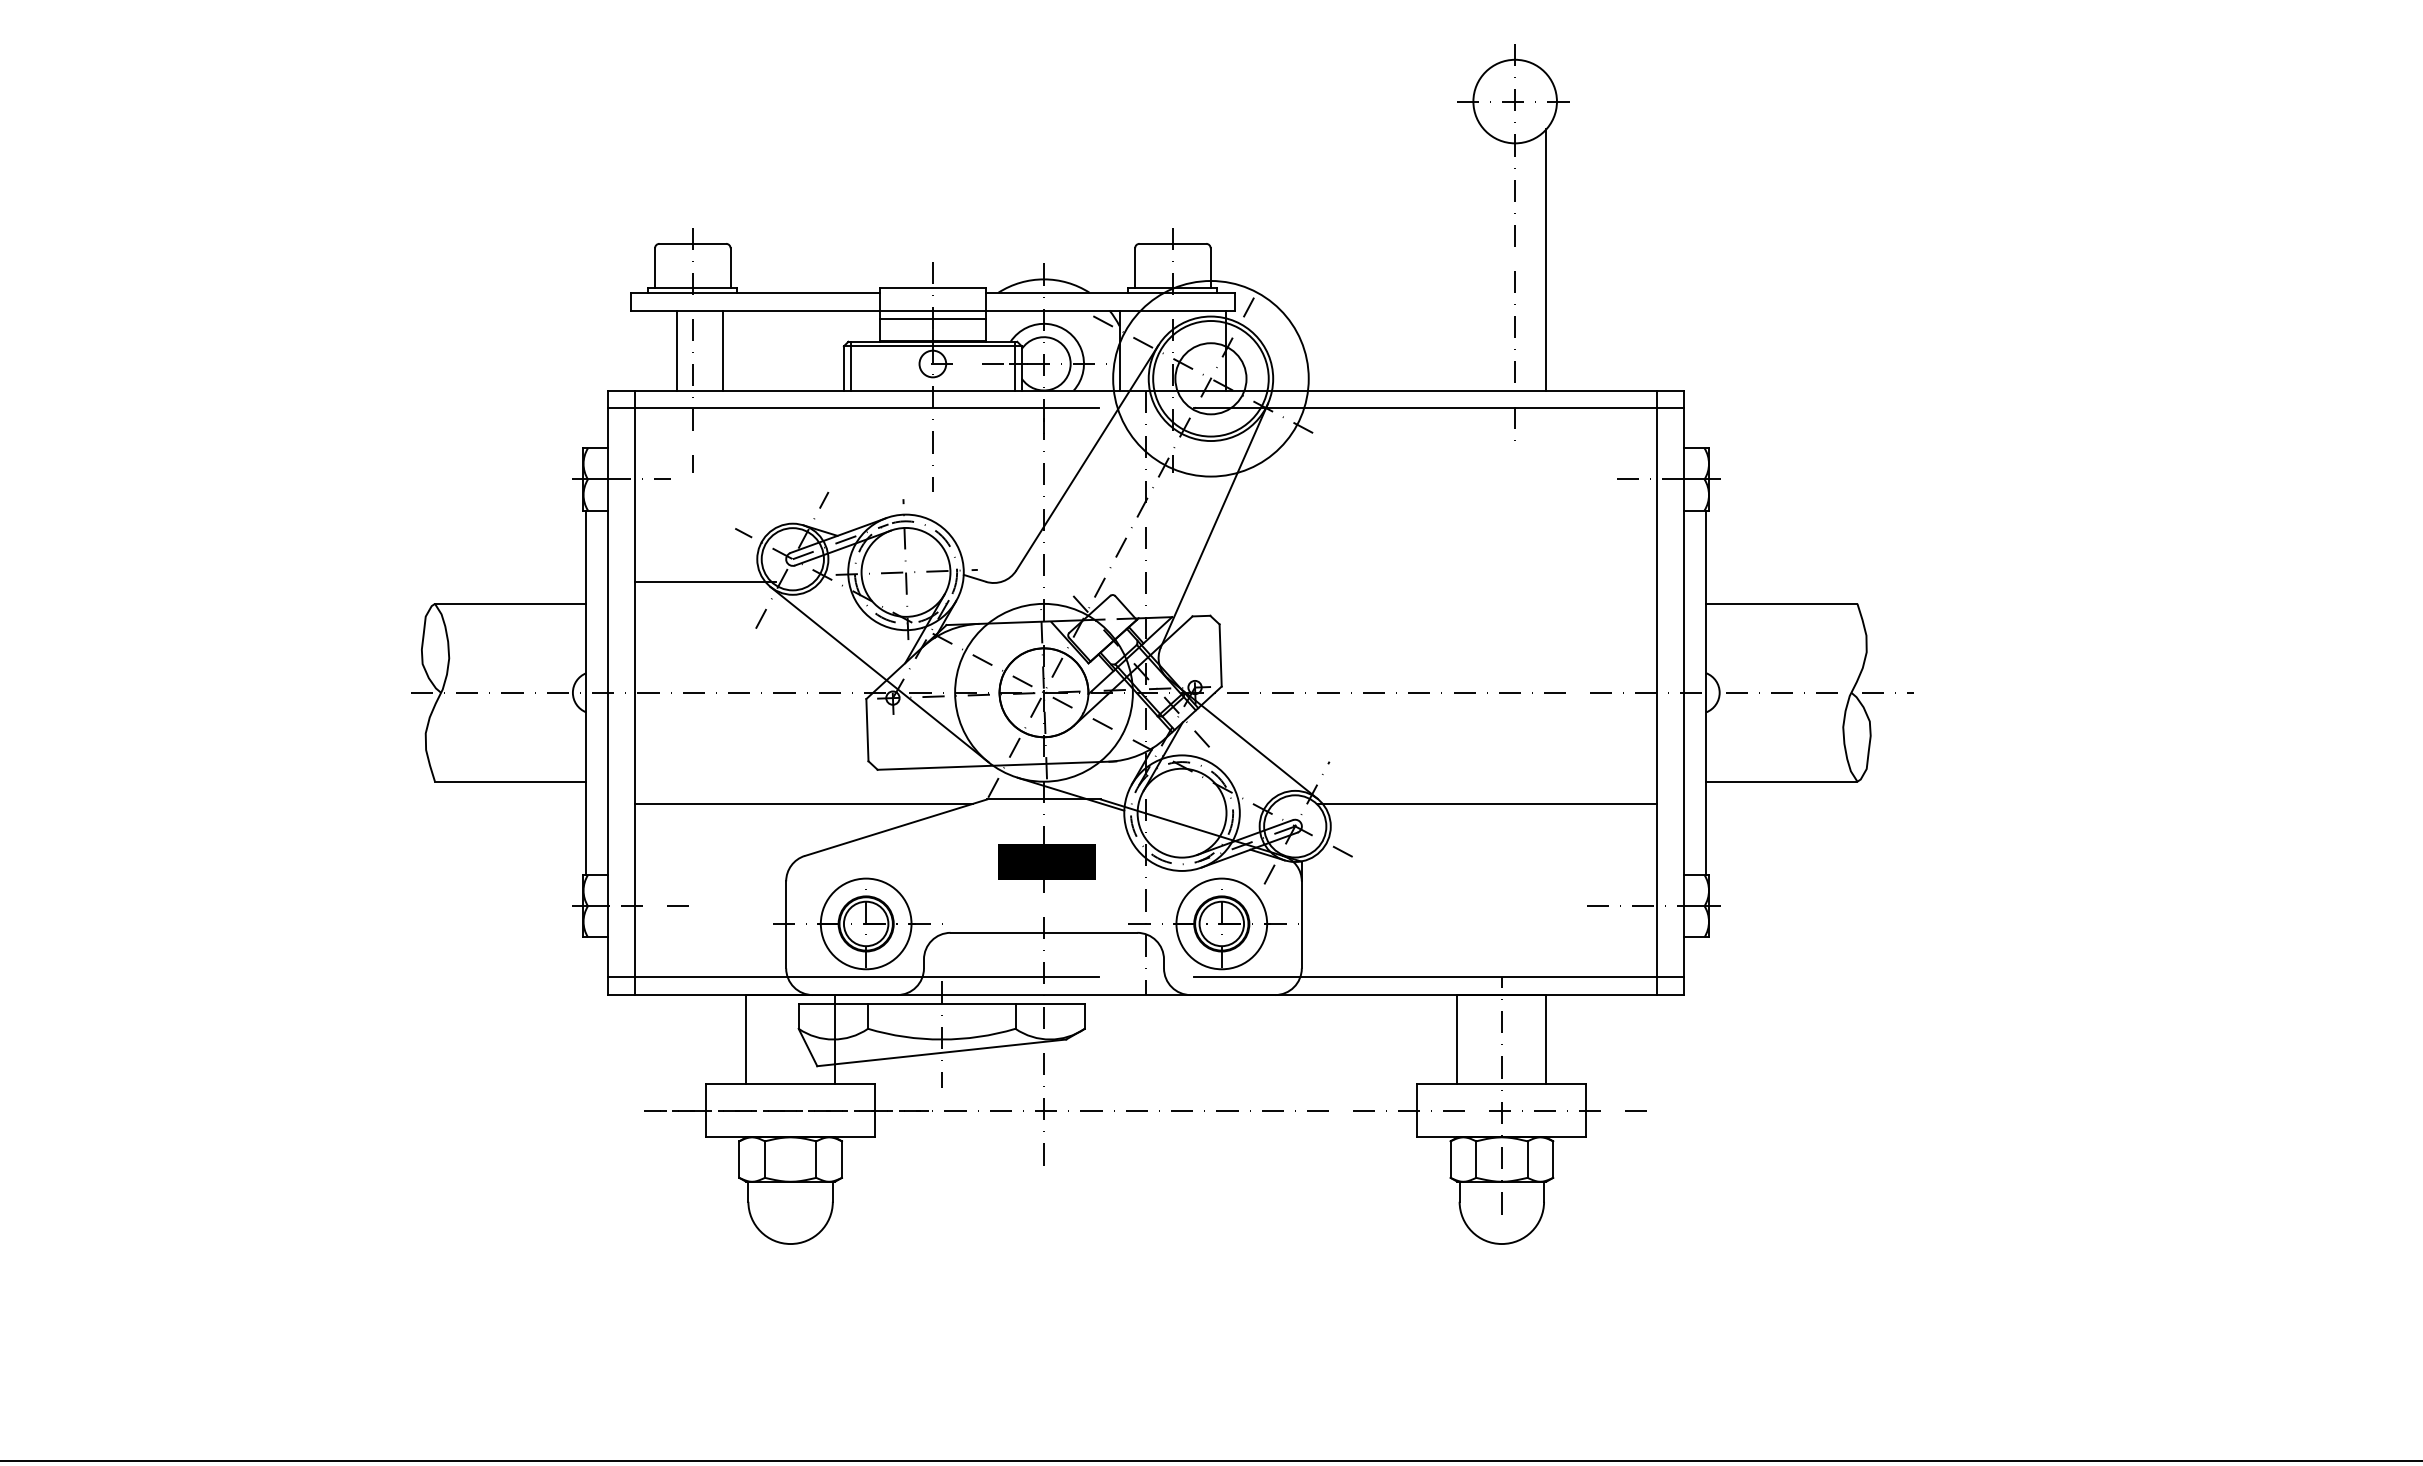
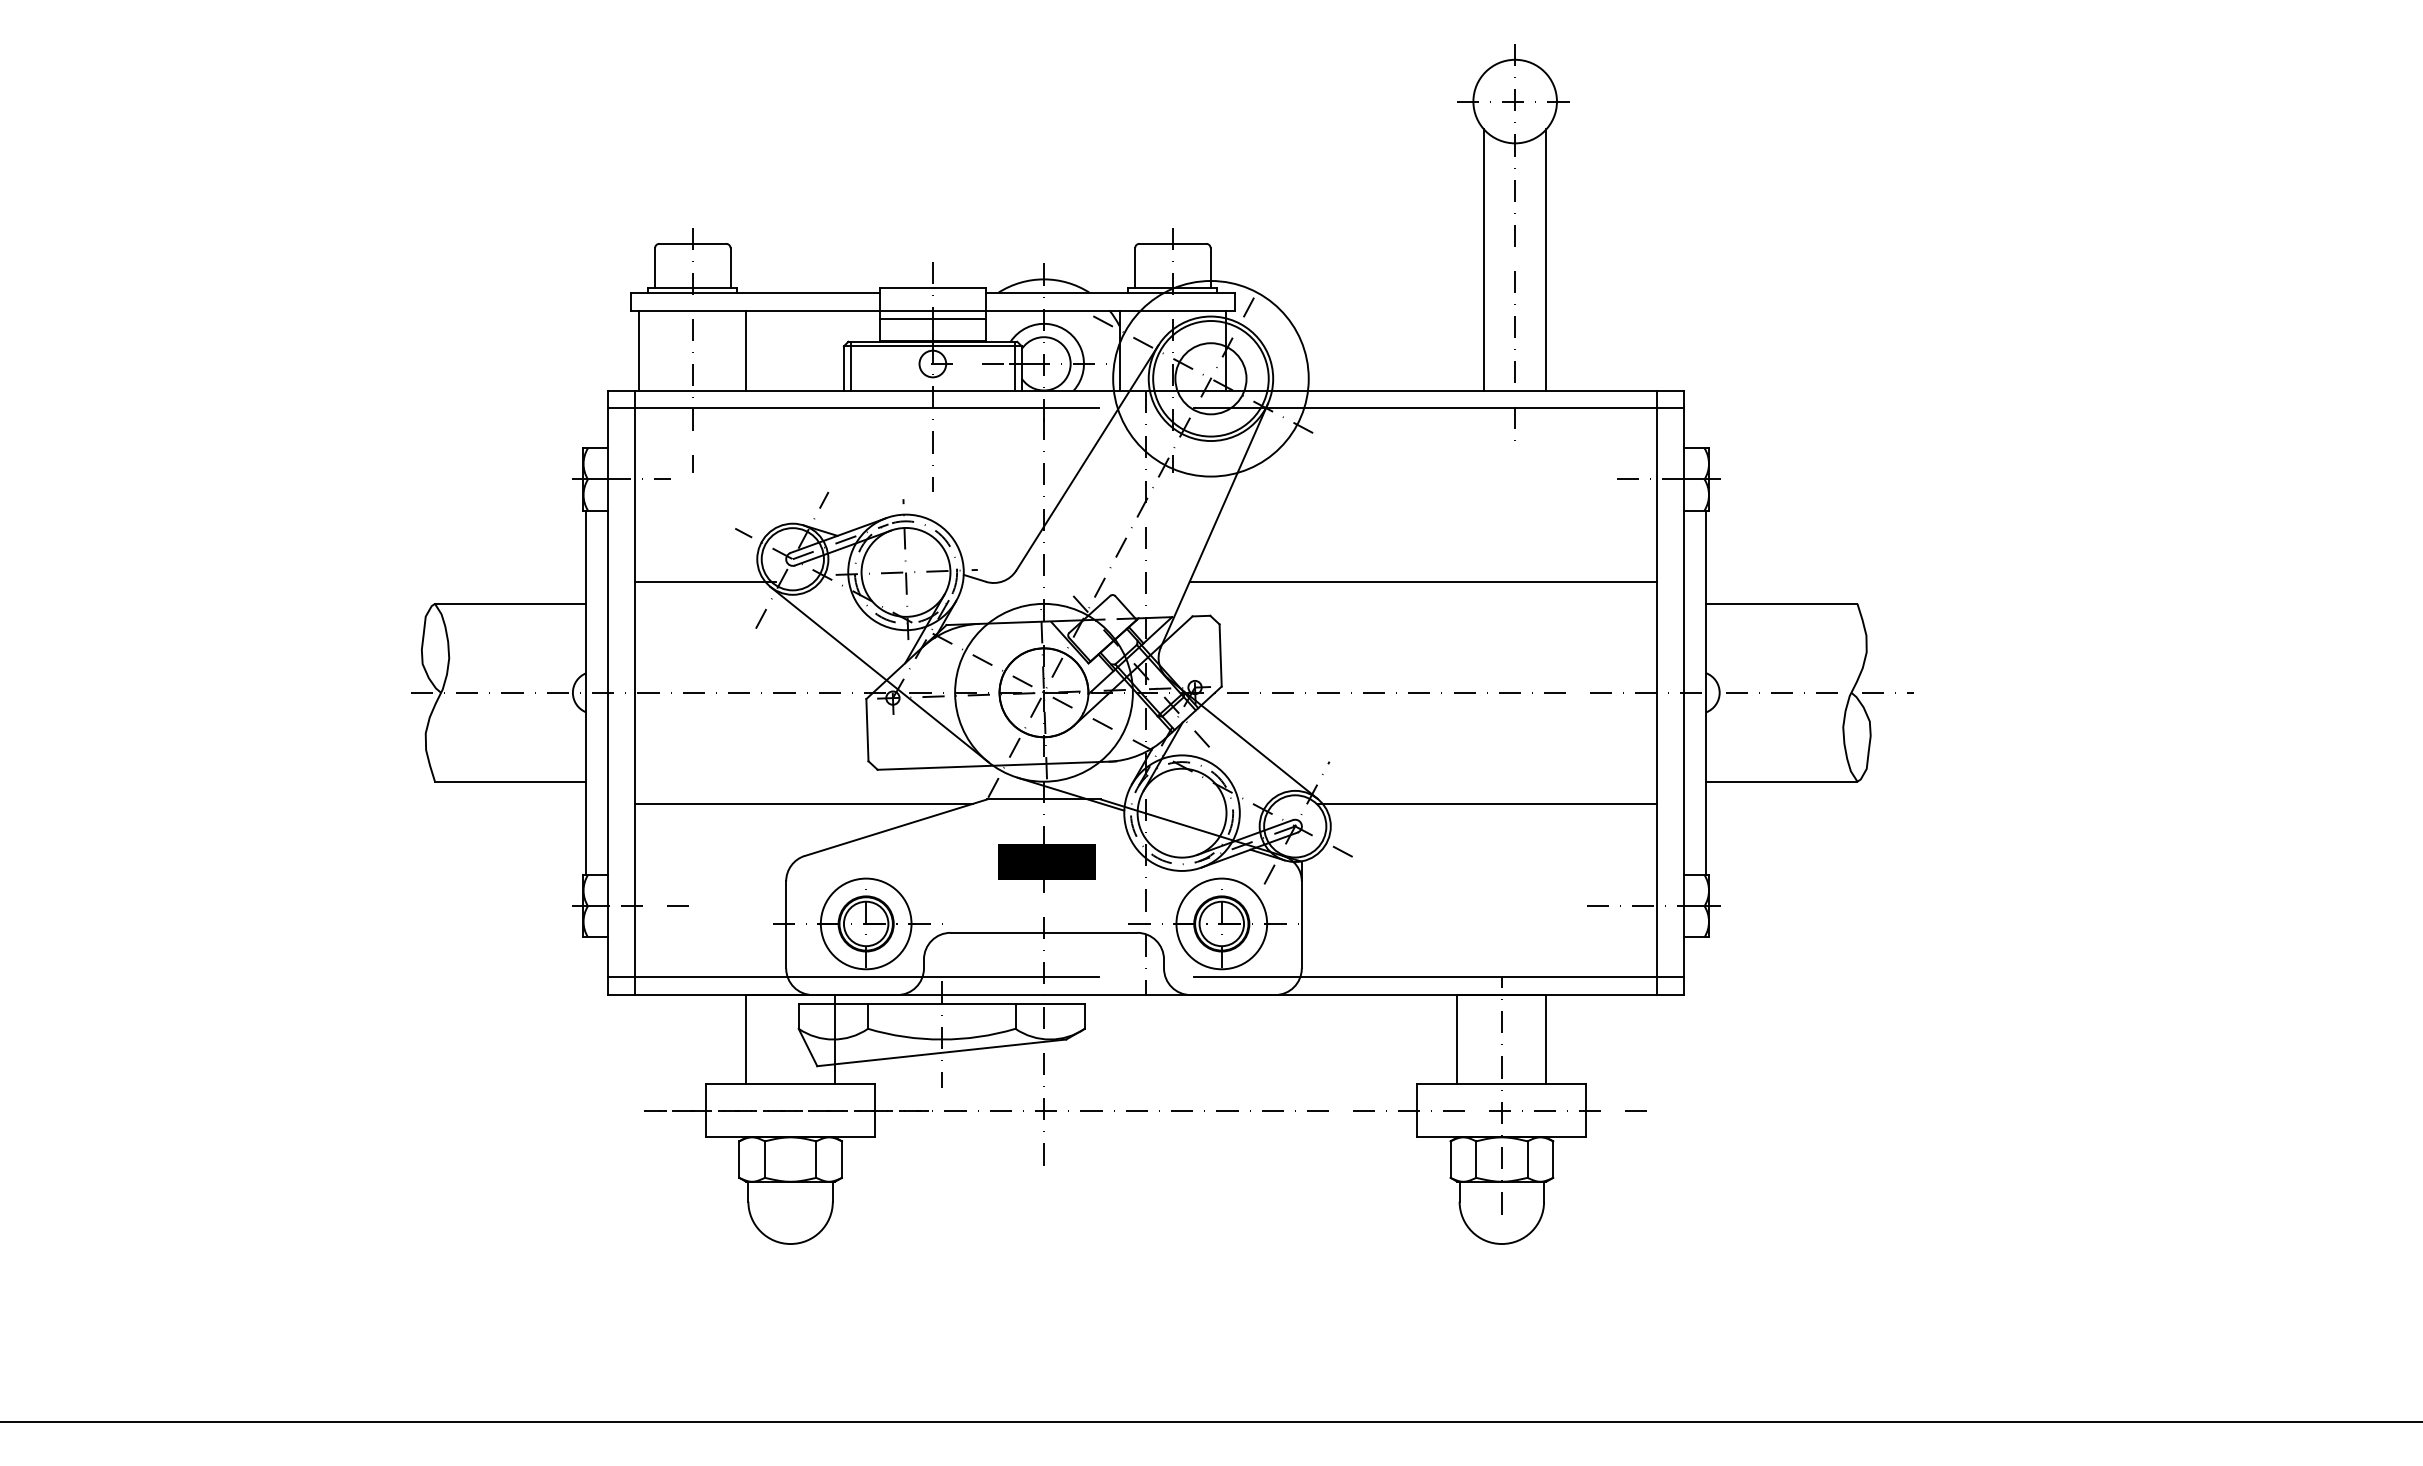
line: none -> present (1484, 259)
line position: (677, 350) -> (639, 350) (639, 350)
line position: (723, 350) -> (746, 350) (746, 350)
line: none -> present (1423, 581)
line position: (1210, 1461) -> (1210, 1422) (1210, 1422)
